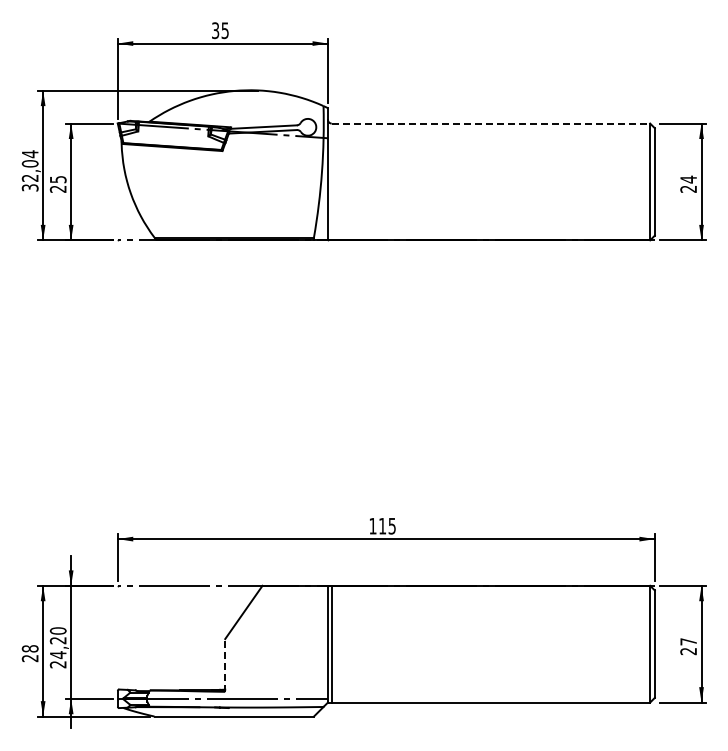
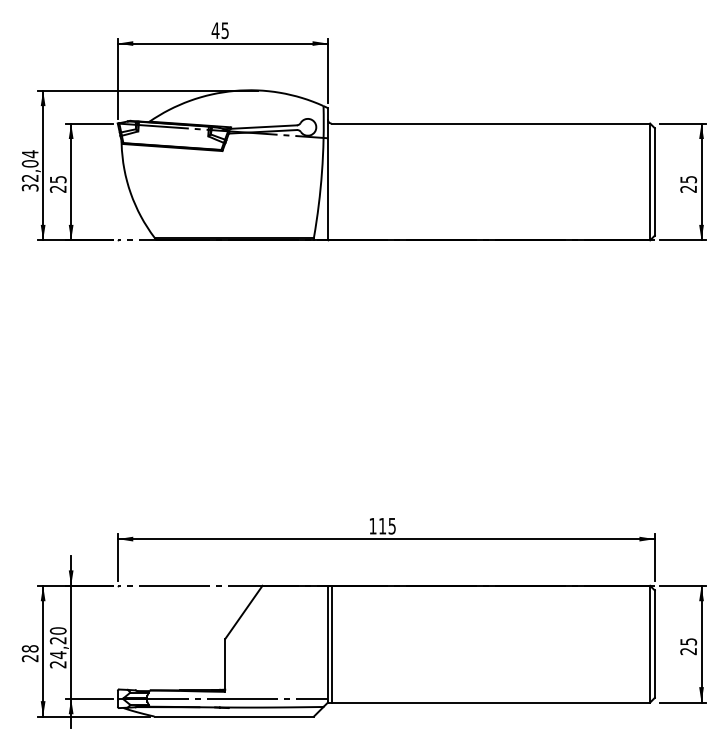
text: 35 -> 45 (215, 30)
line: dashed -> solid (491, 123)
text: 24 -> 25 (688, 179)
text: 27 -> 25 (688, 641)
line: dashed -> solid (225, 664)
